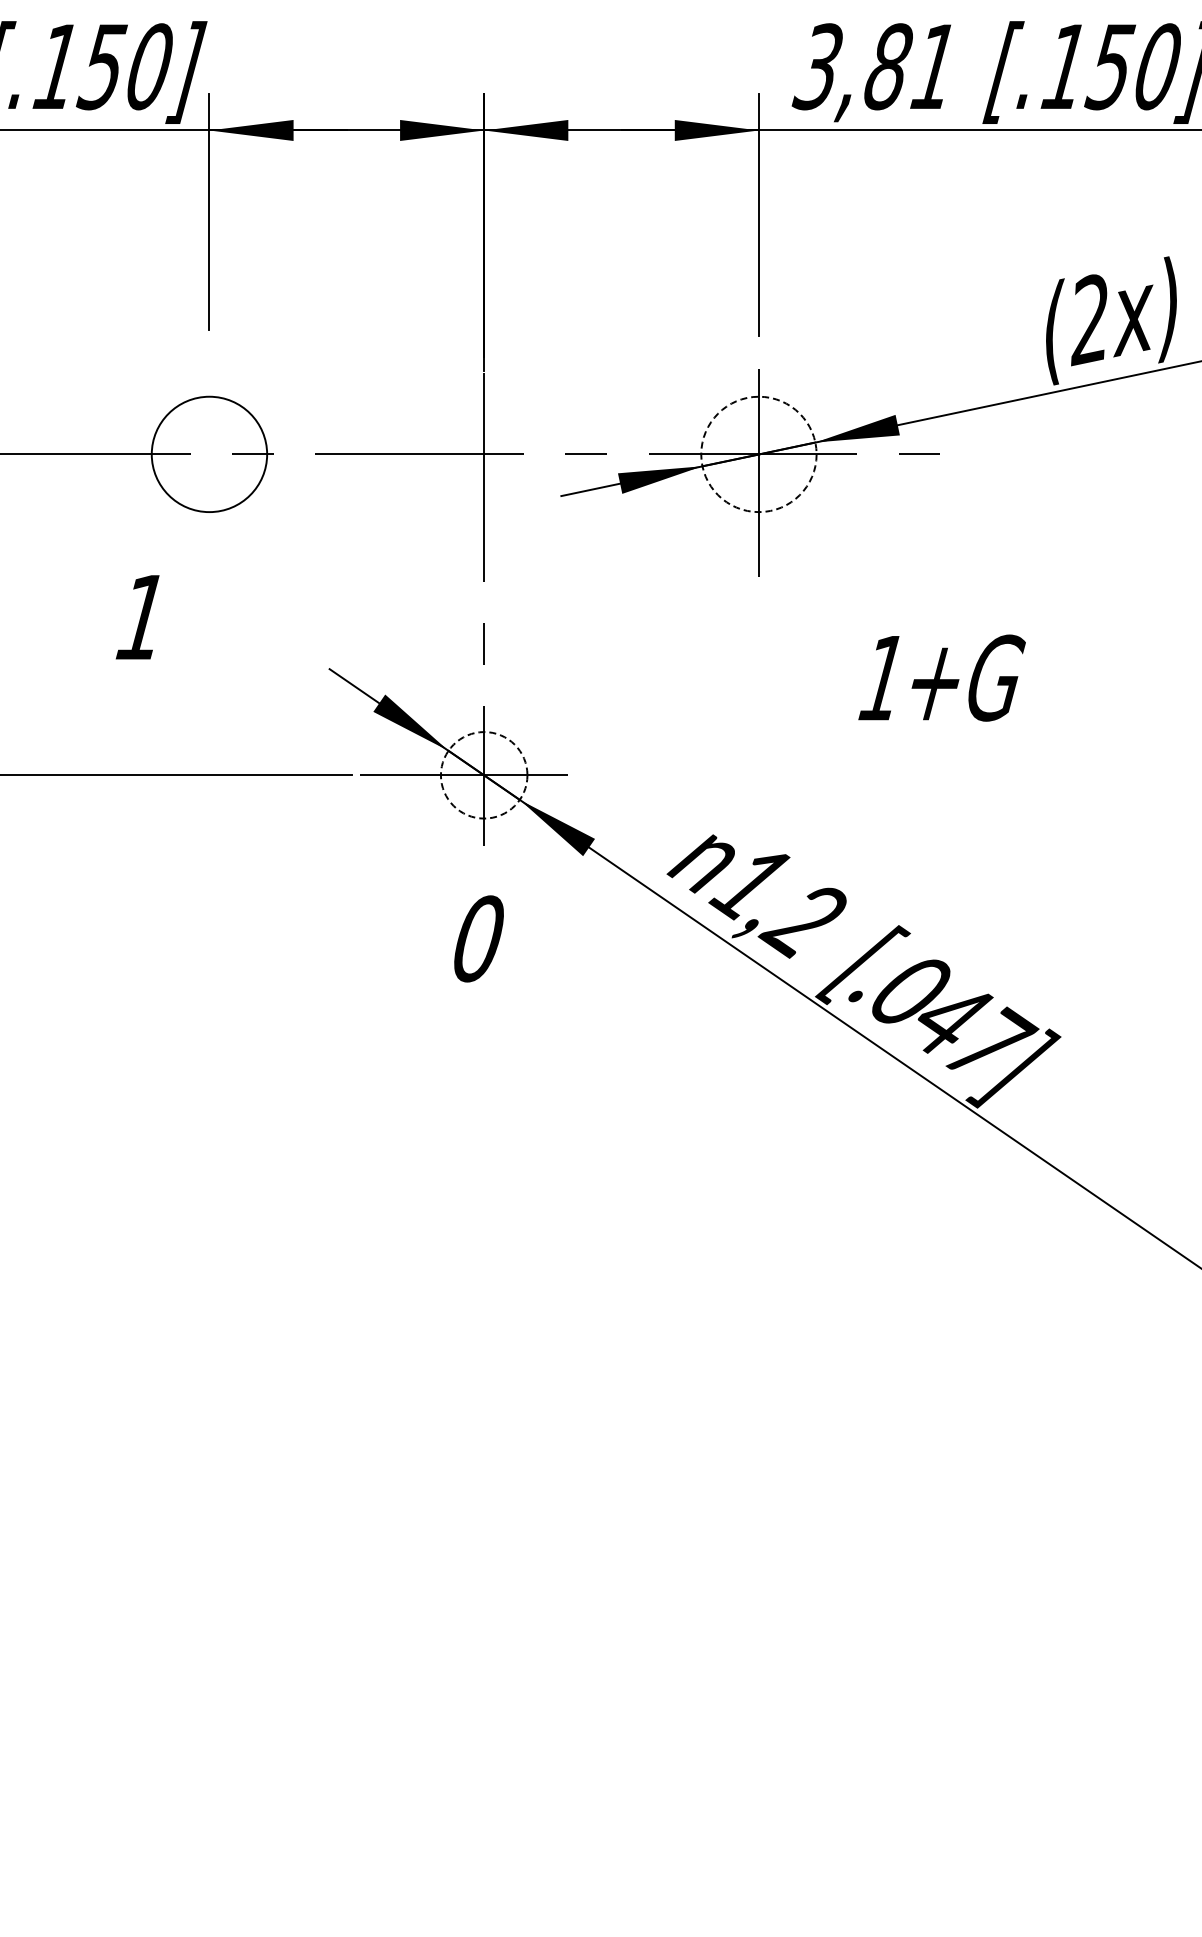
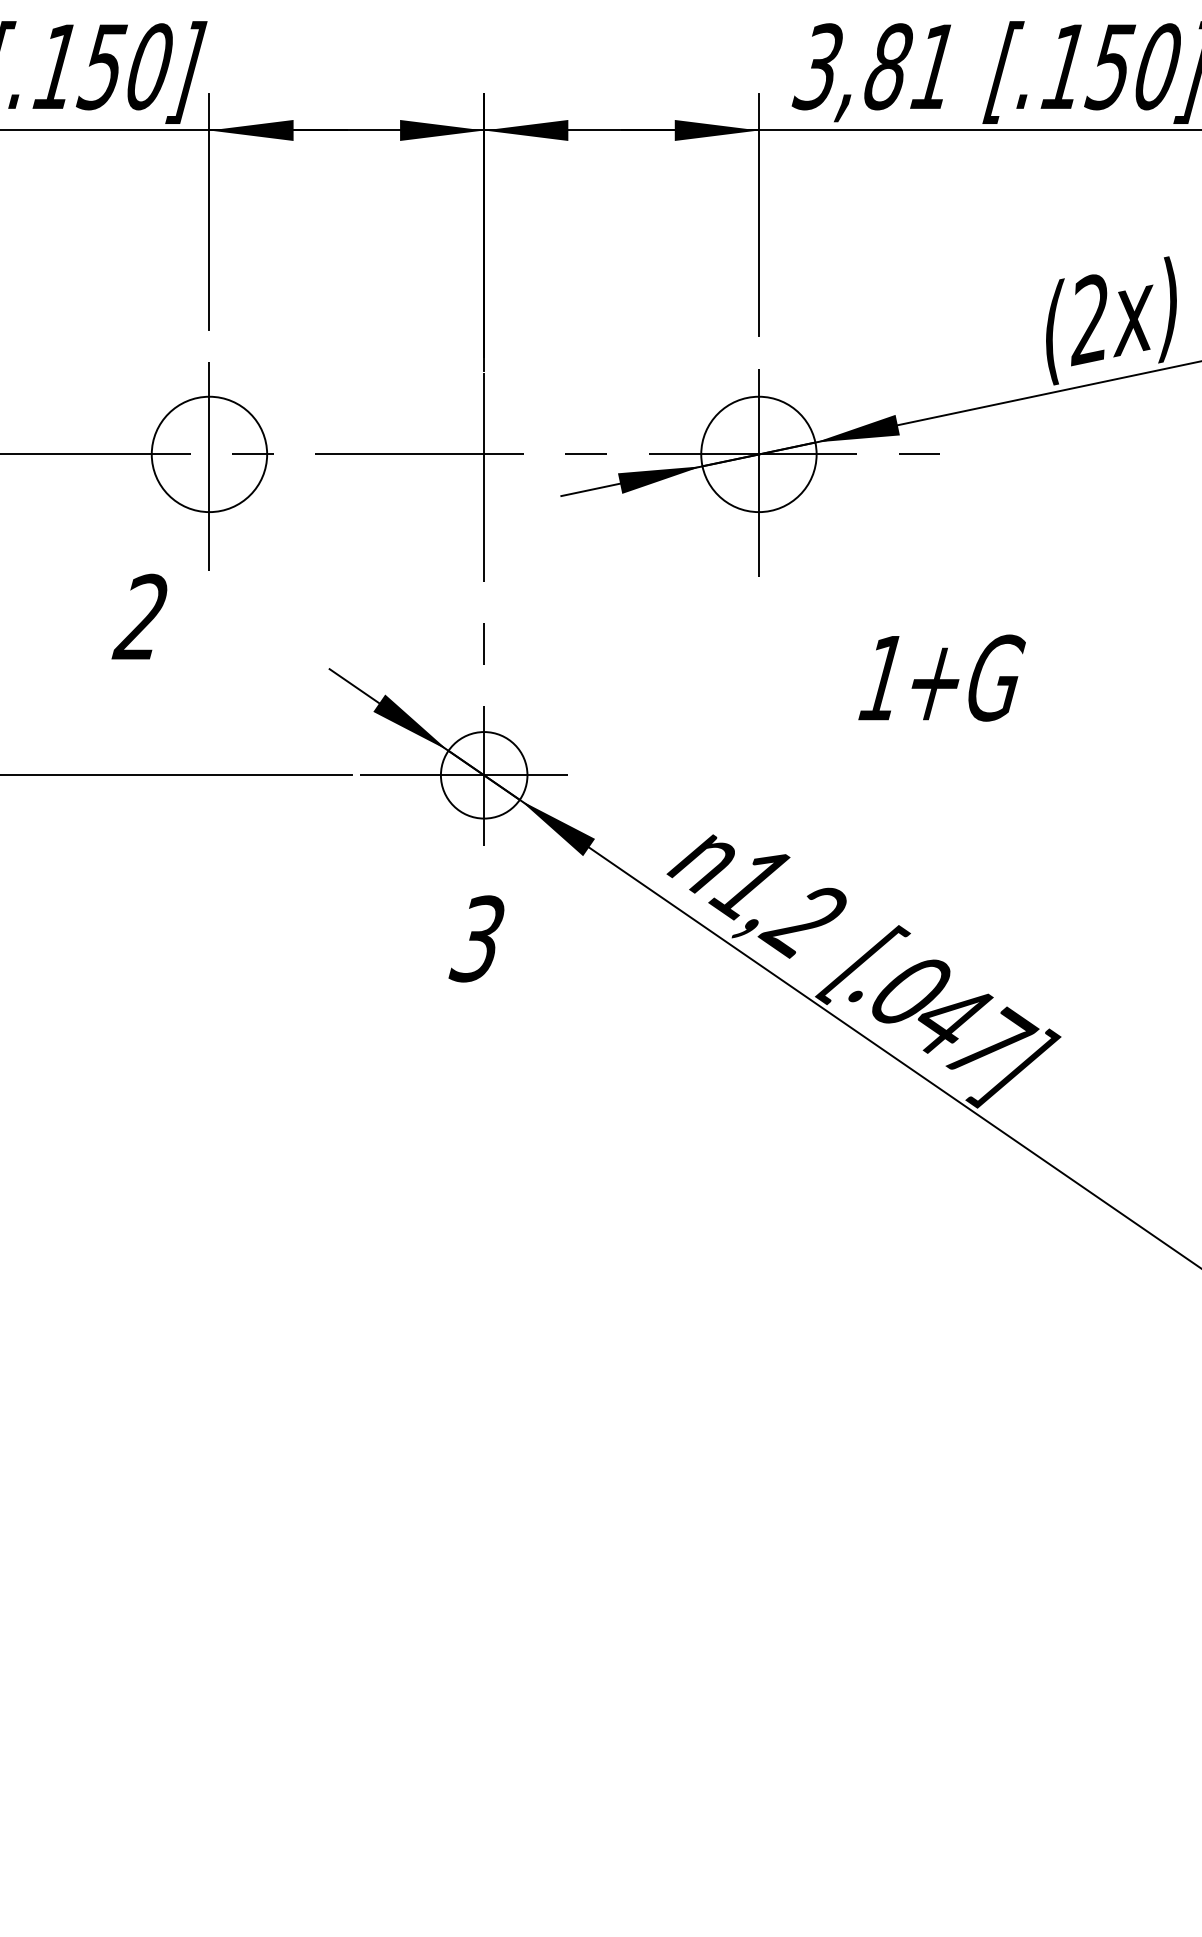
line: none -> present (209, 454)
circle: dashed -> solid (758, 454)
text: 1 -> 2 (139, 616)
circle: dashed -> solid (483, 775)
text: 0 -> 3 (476, 938)
